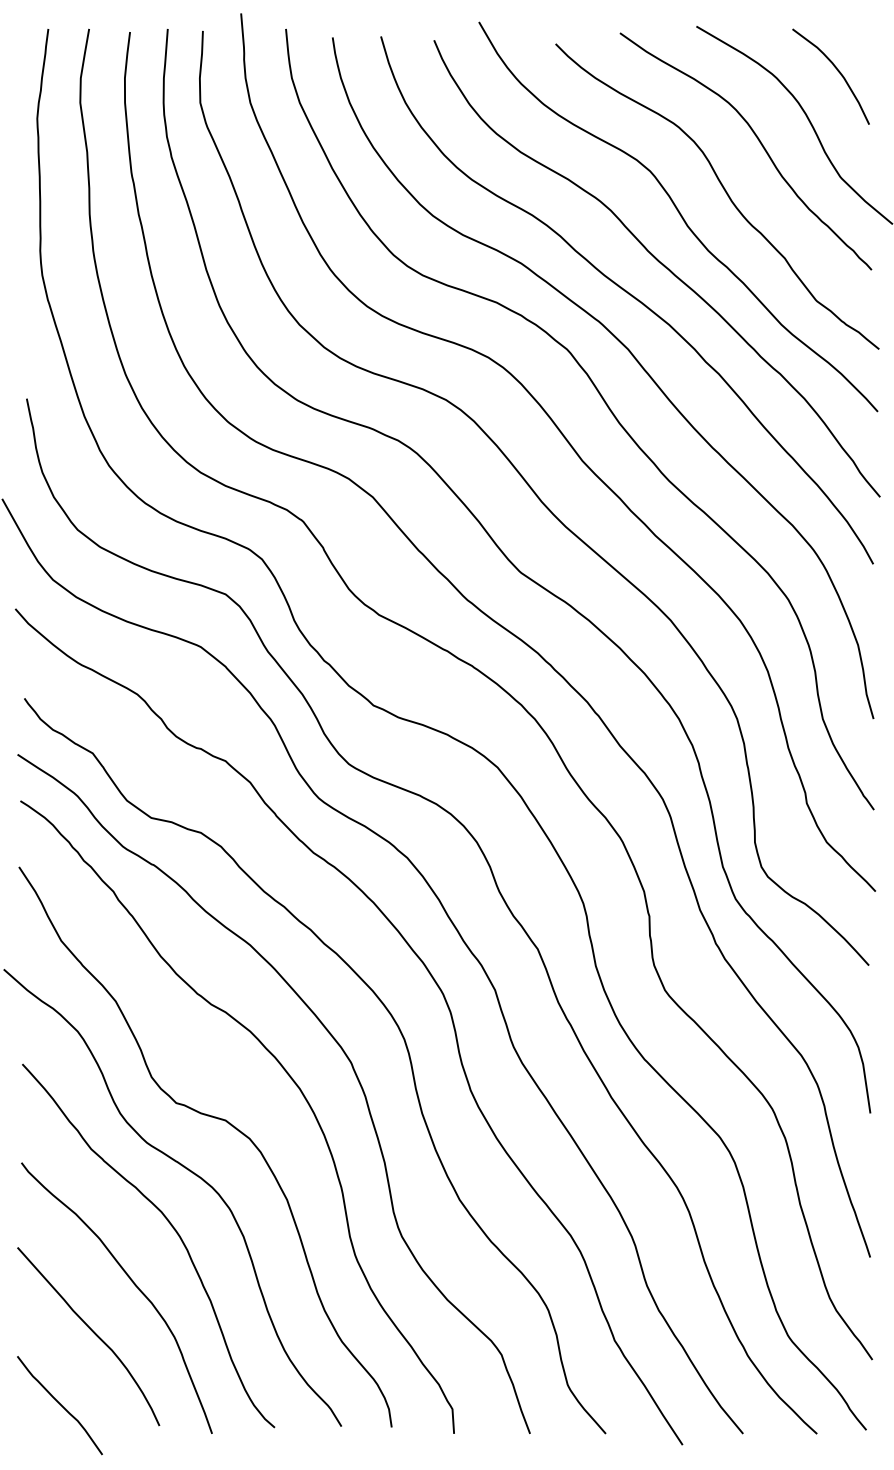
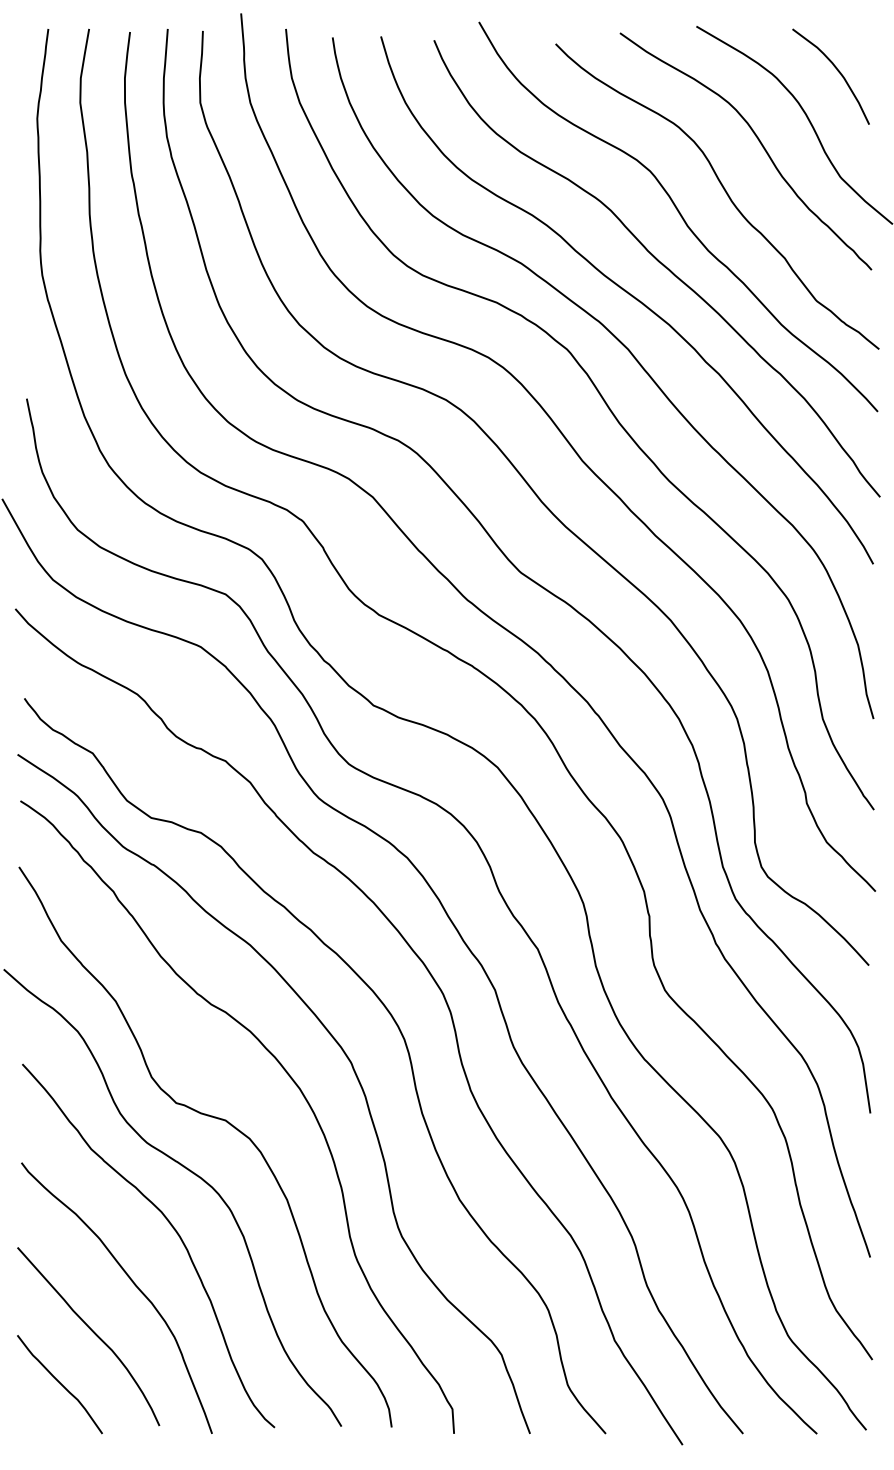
curve position: (59, 1404) -> (59, 1383) (59, 1383)
